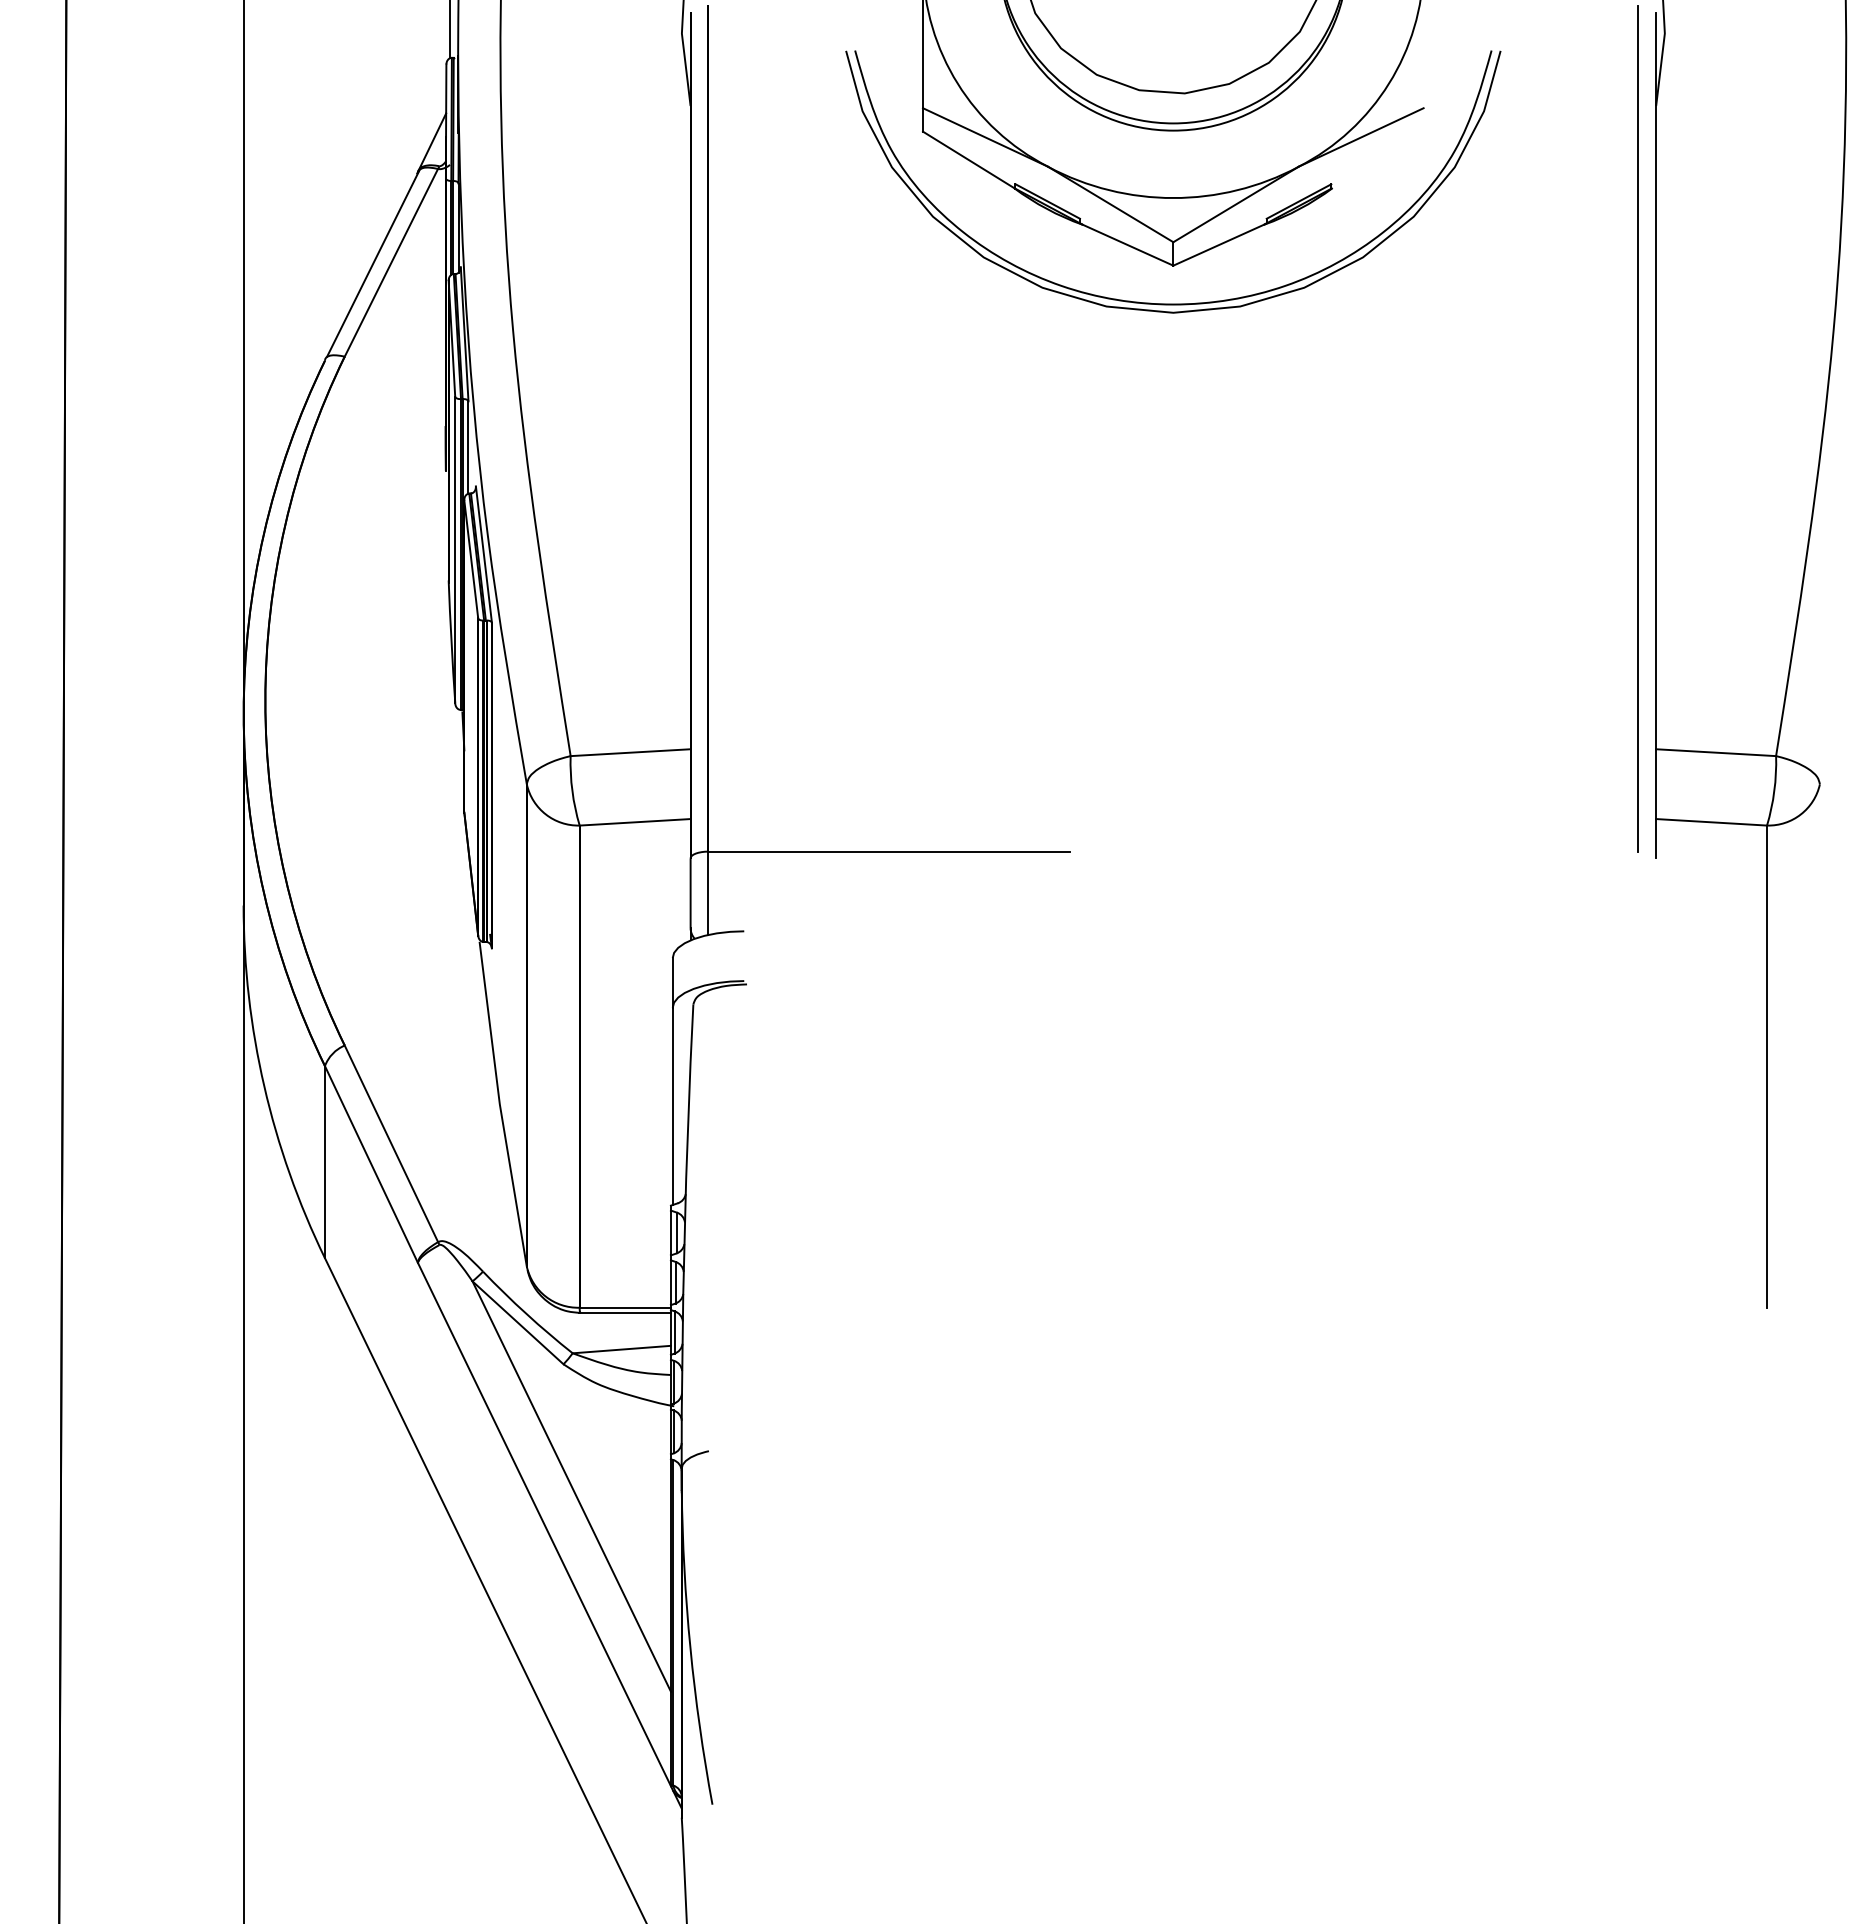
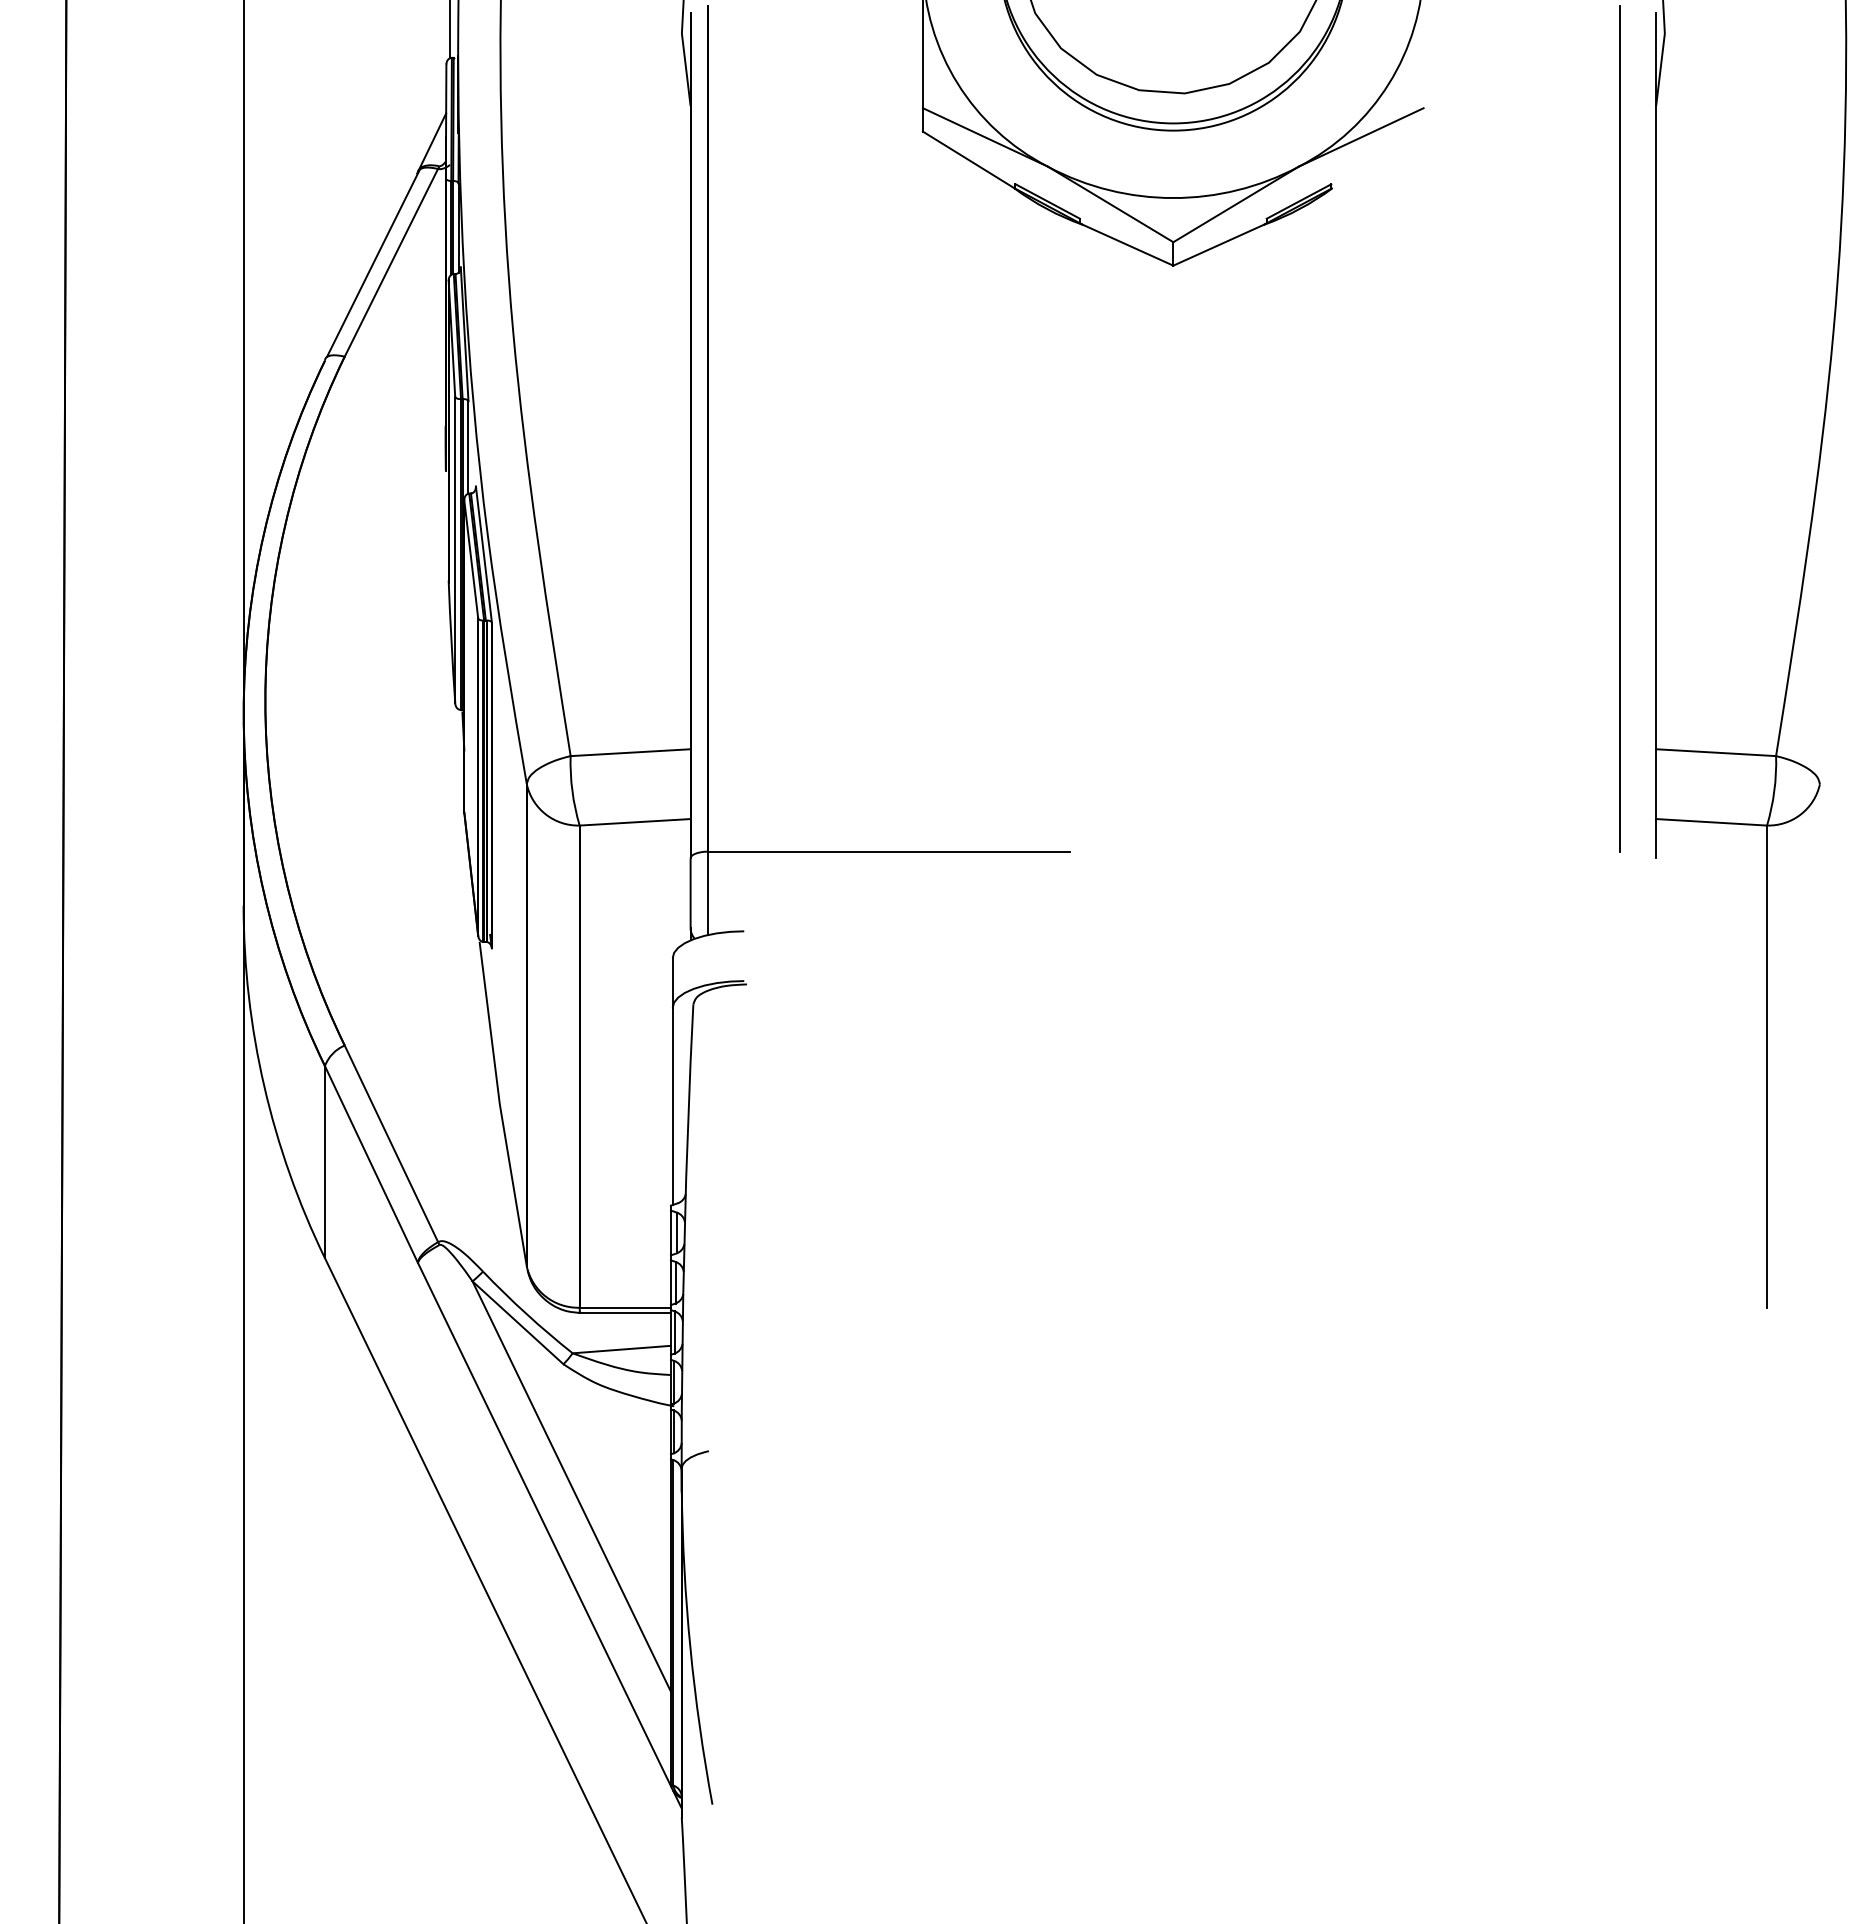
part: present -> none (1173, 303)
line position: (1637, 428) -> (1619, 428) (1619, 428)
